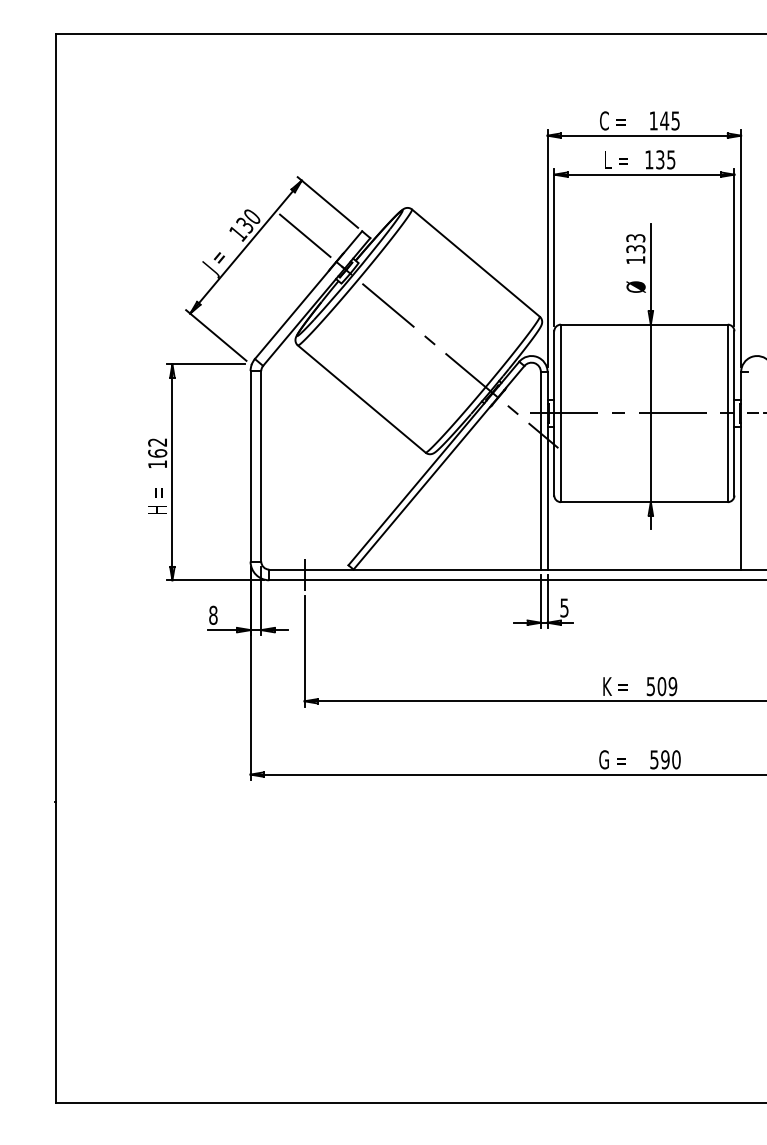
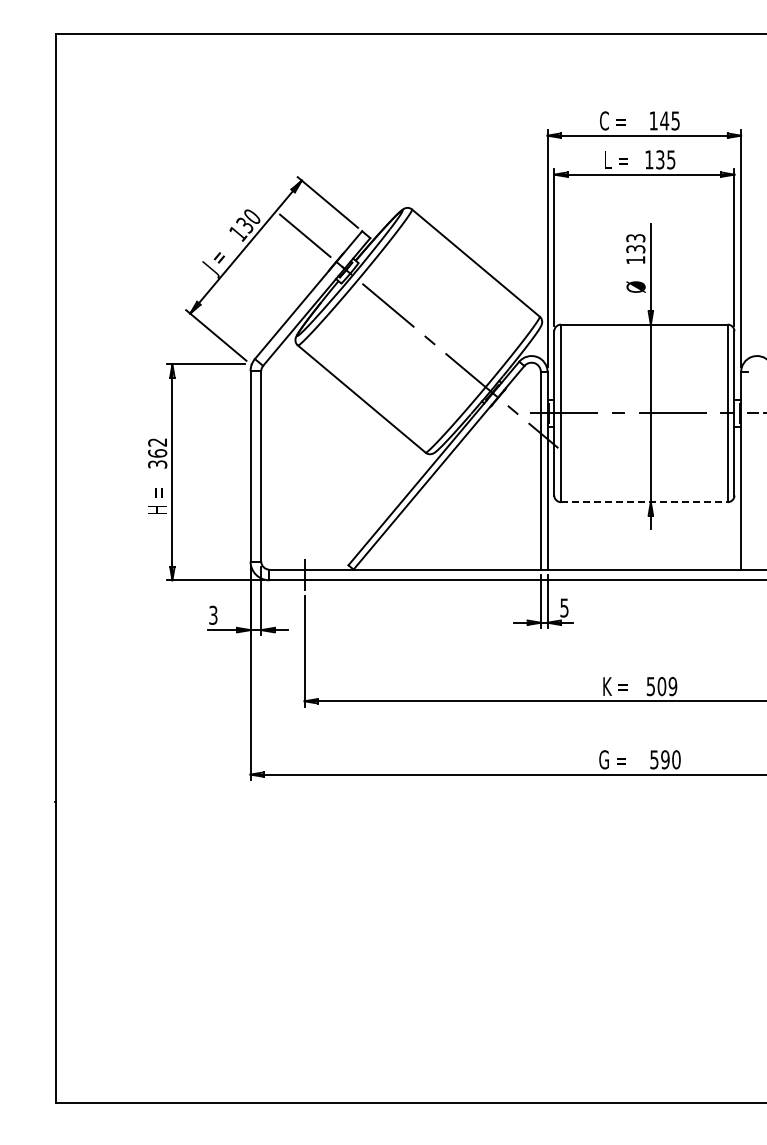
text: 162 -> 362 (157, 464)
line: solid -> dashed (644, 502)
text: 8 -> 3 (213, 614)
